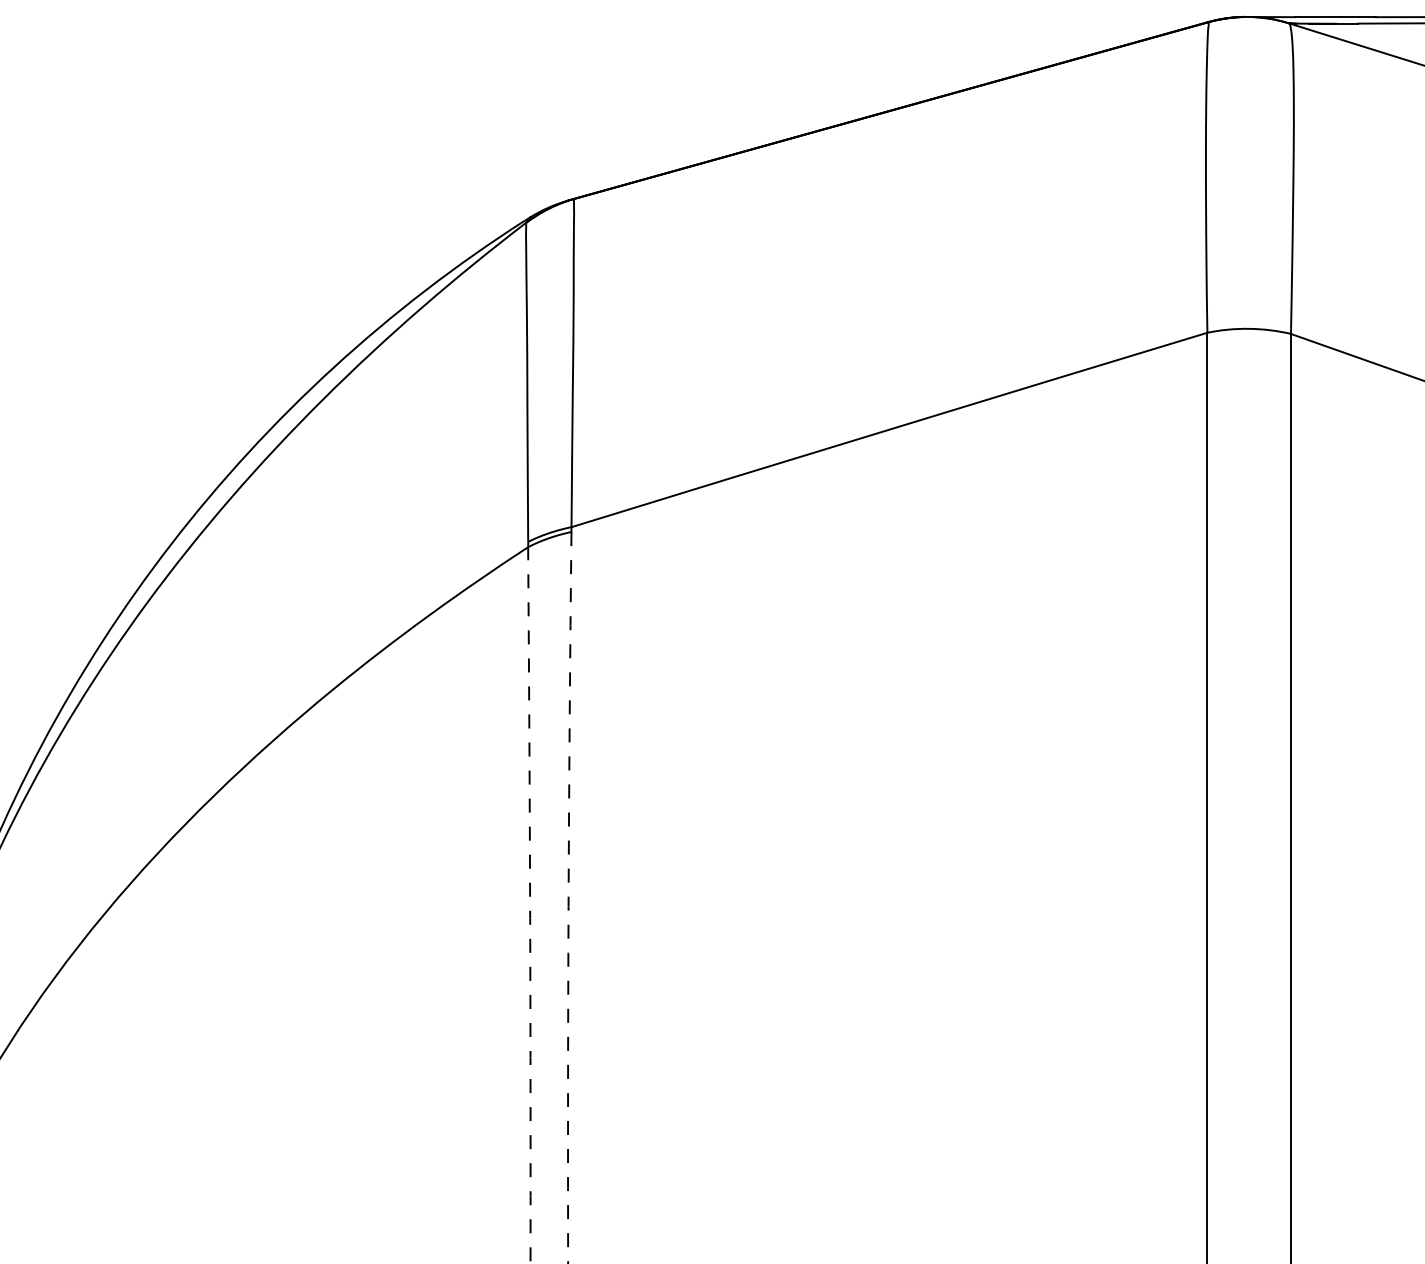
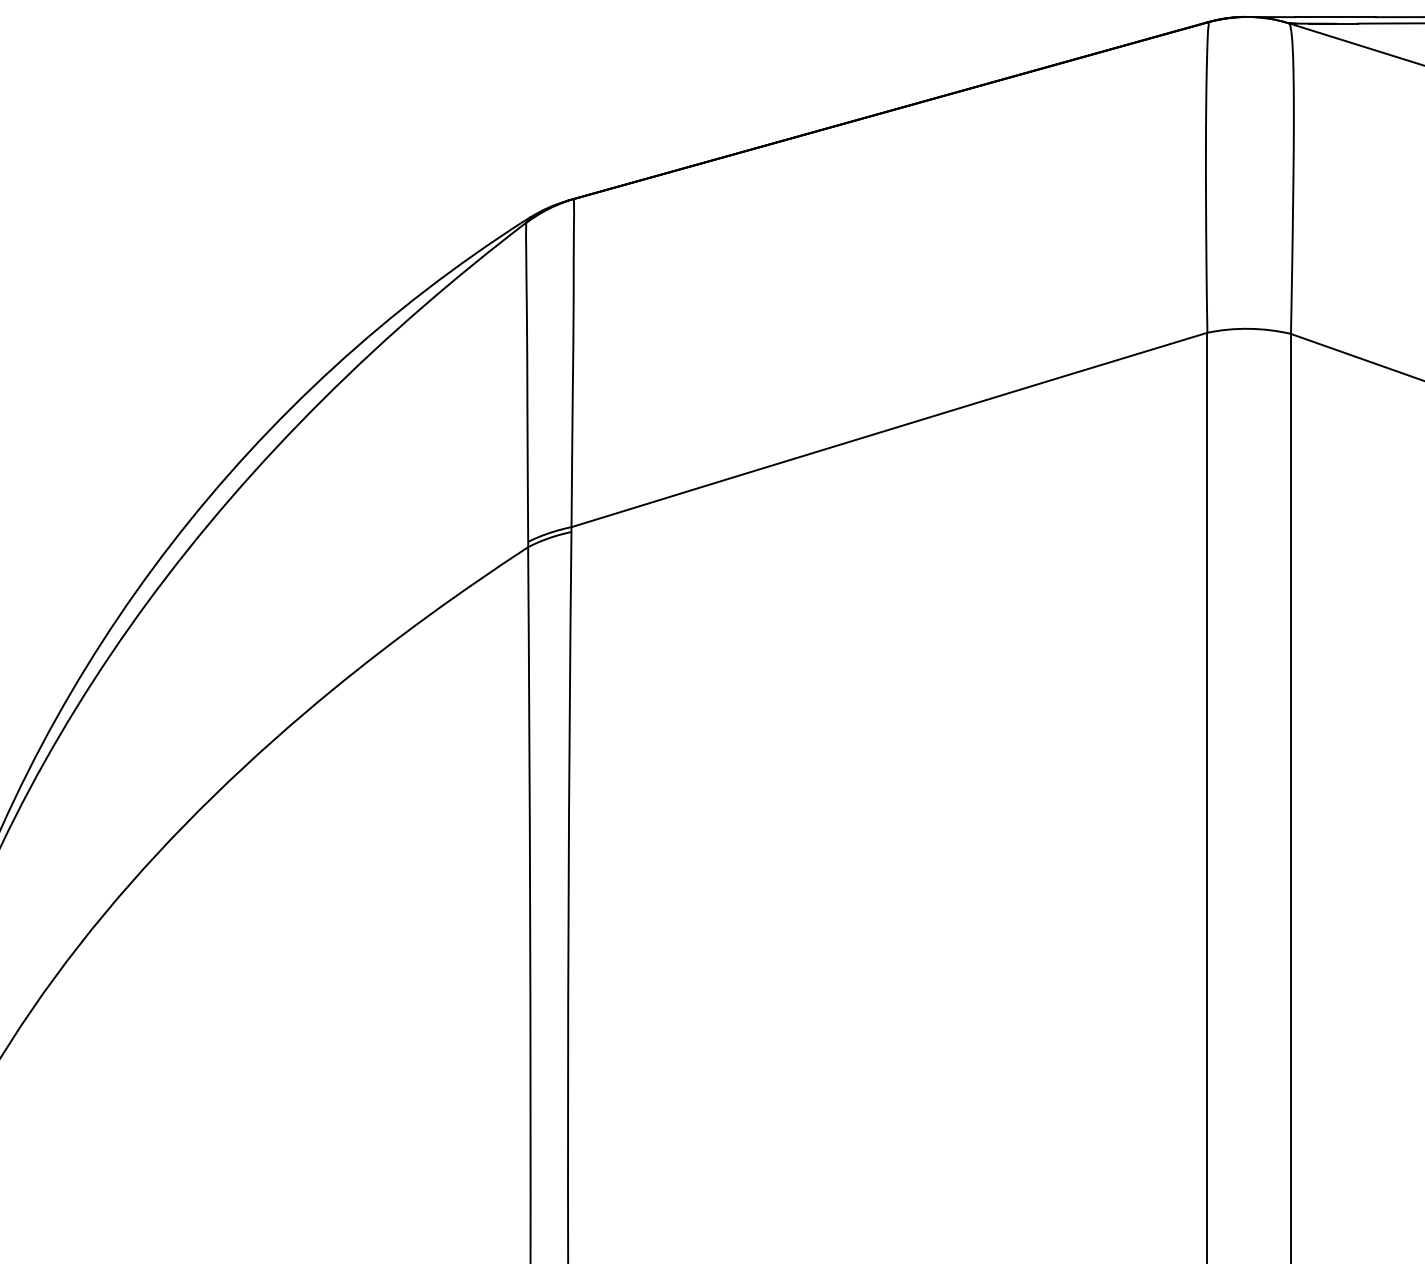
arc: dashed -> solid (568, 898)
arc: dashed -> solid (530, 905)
